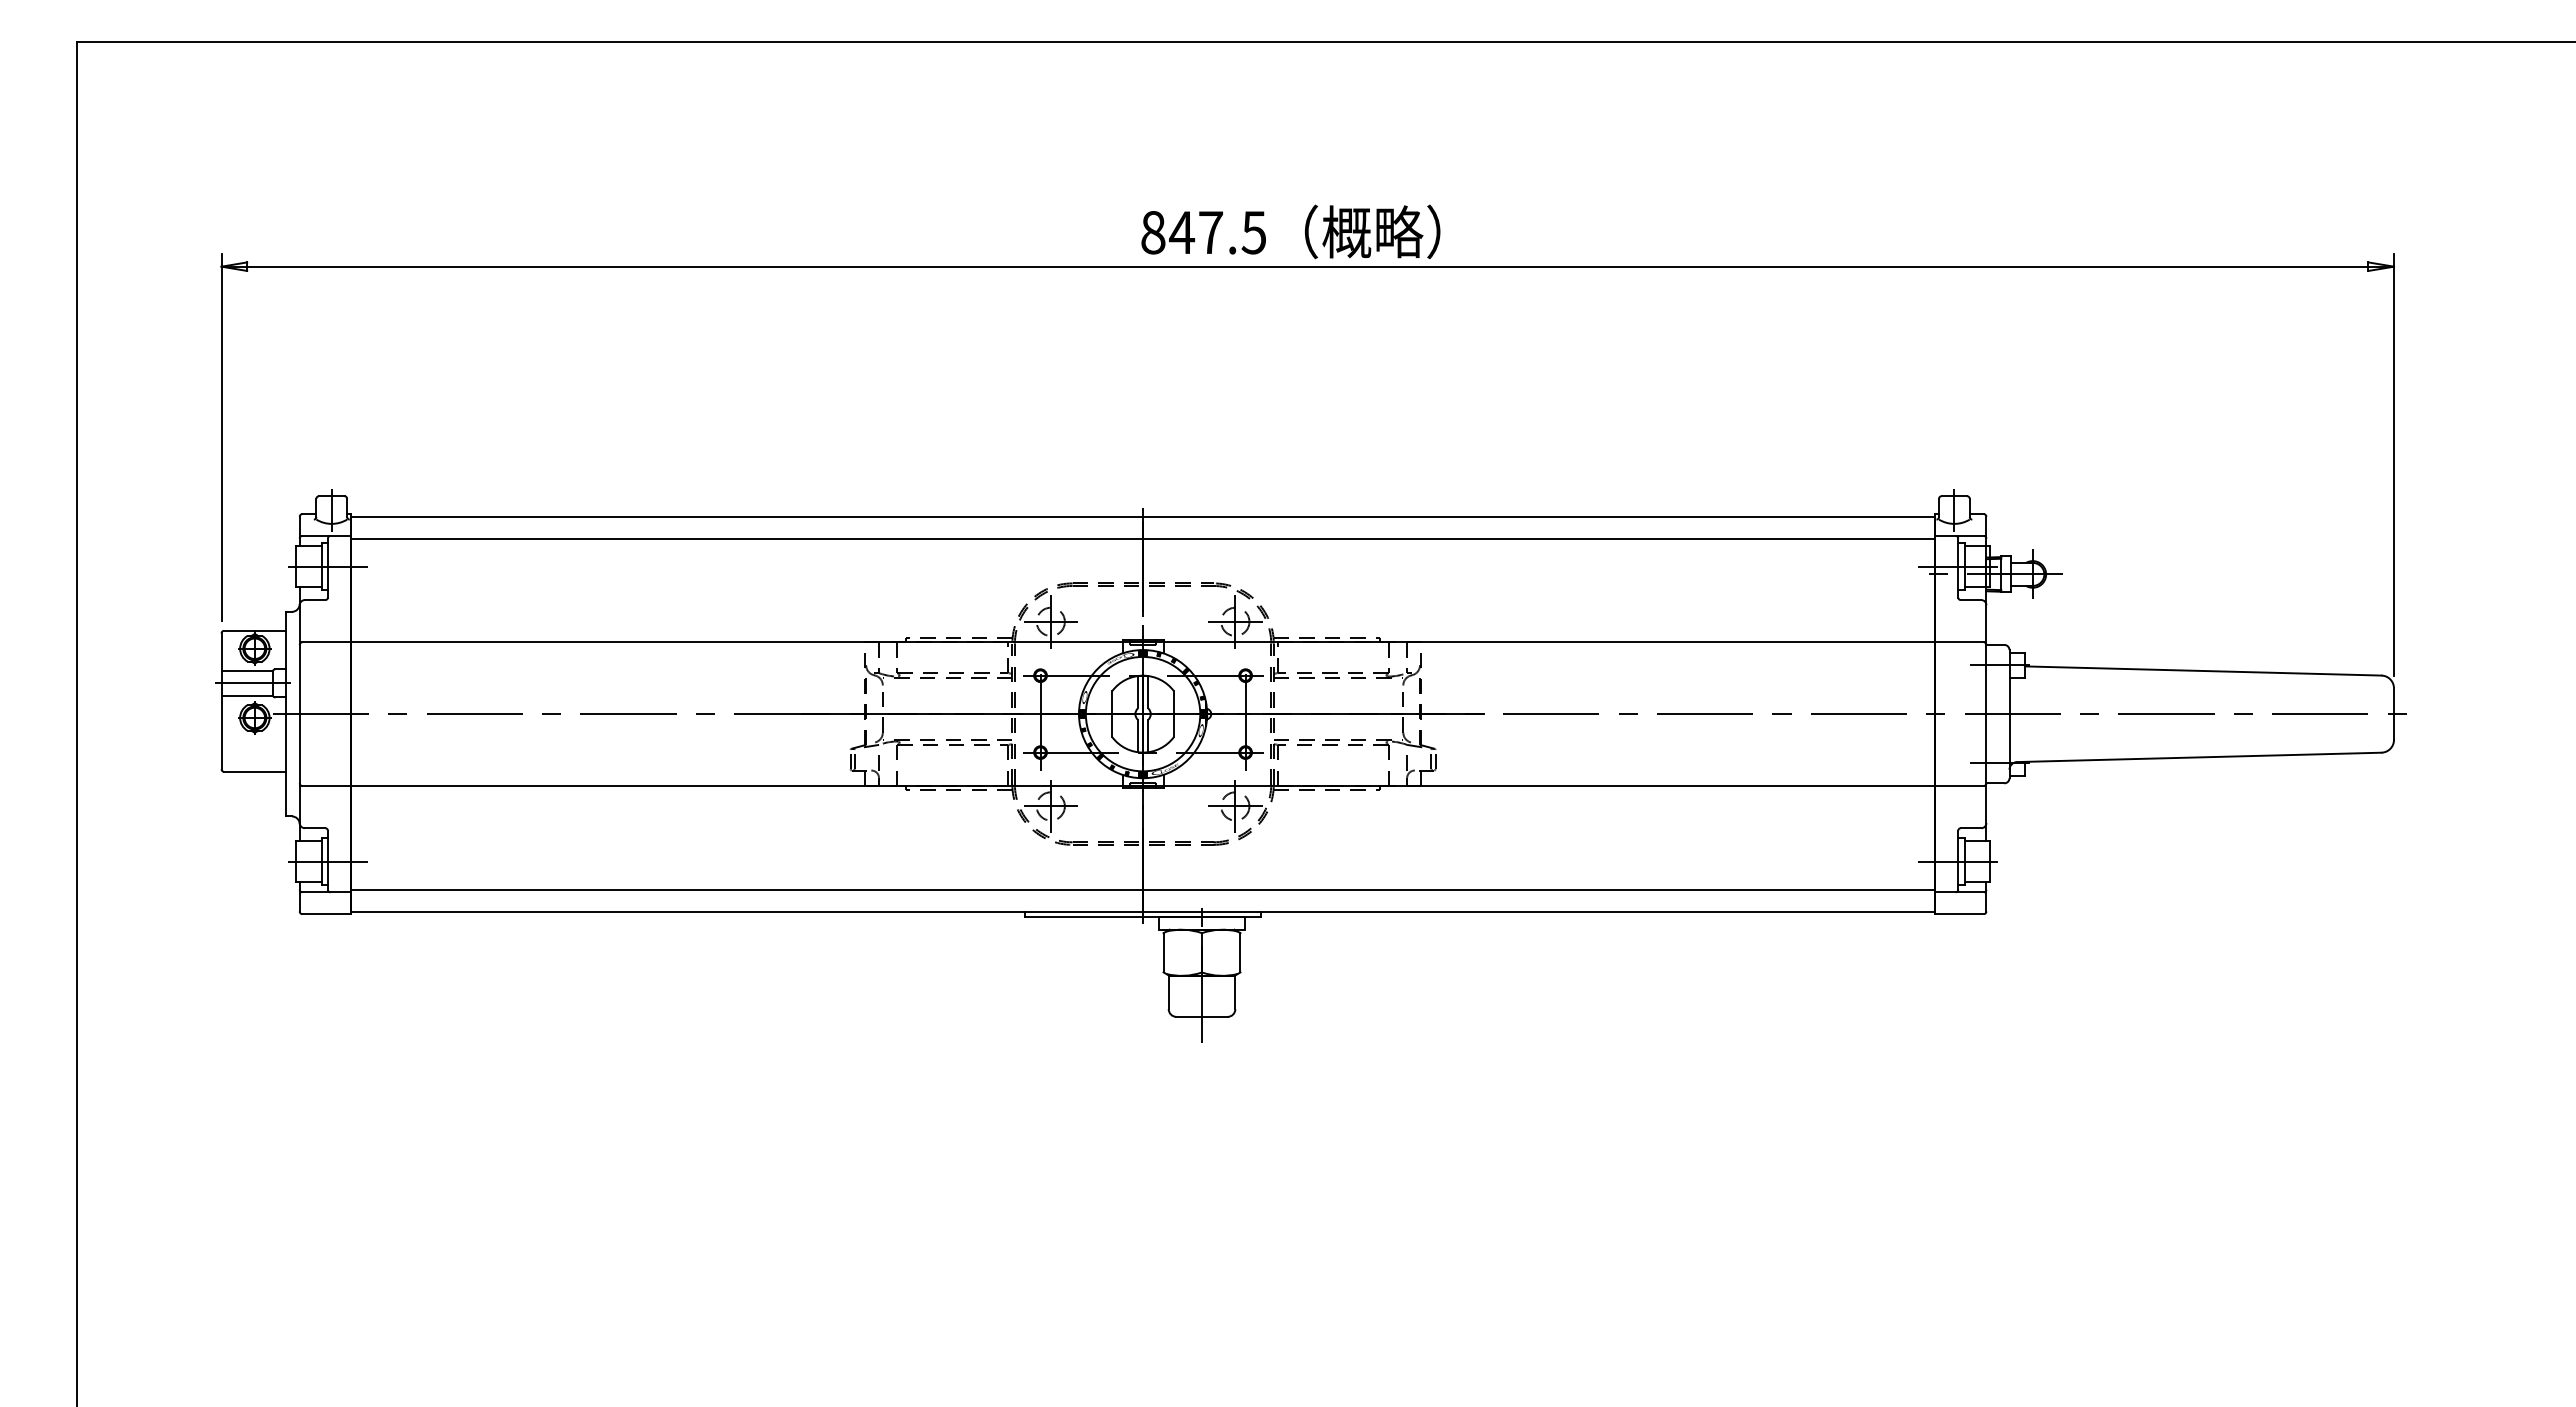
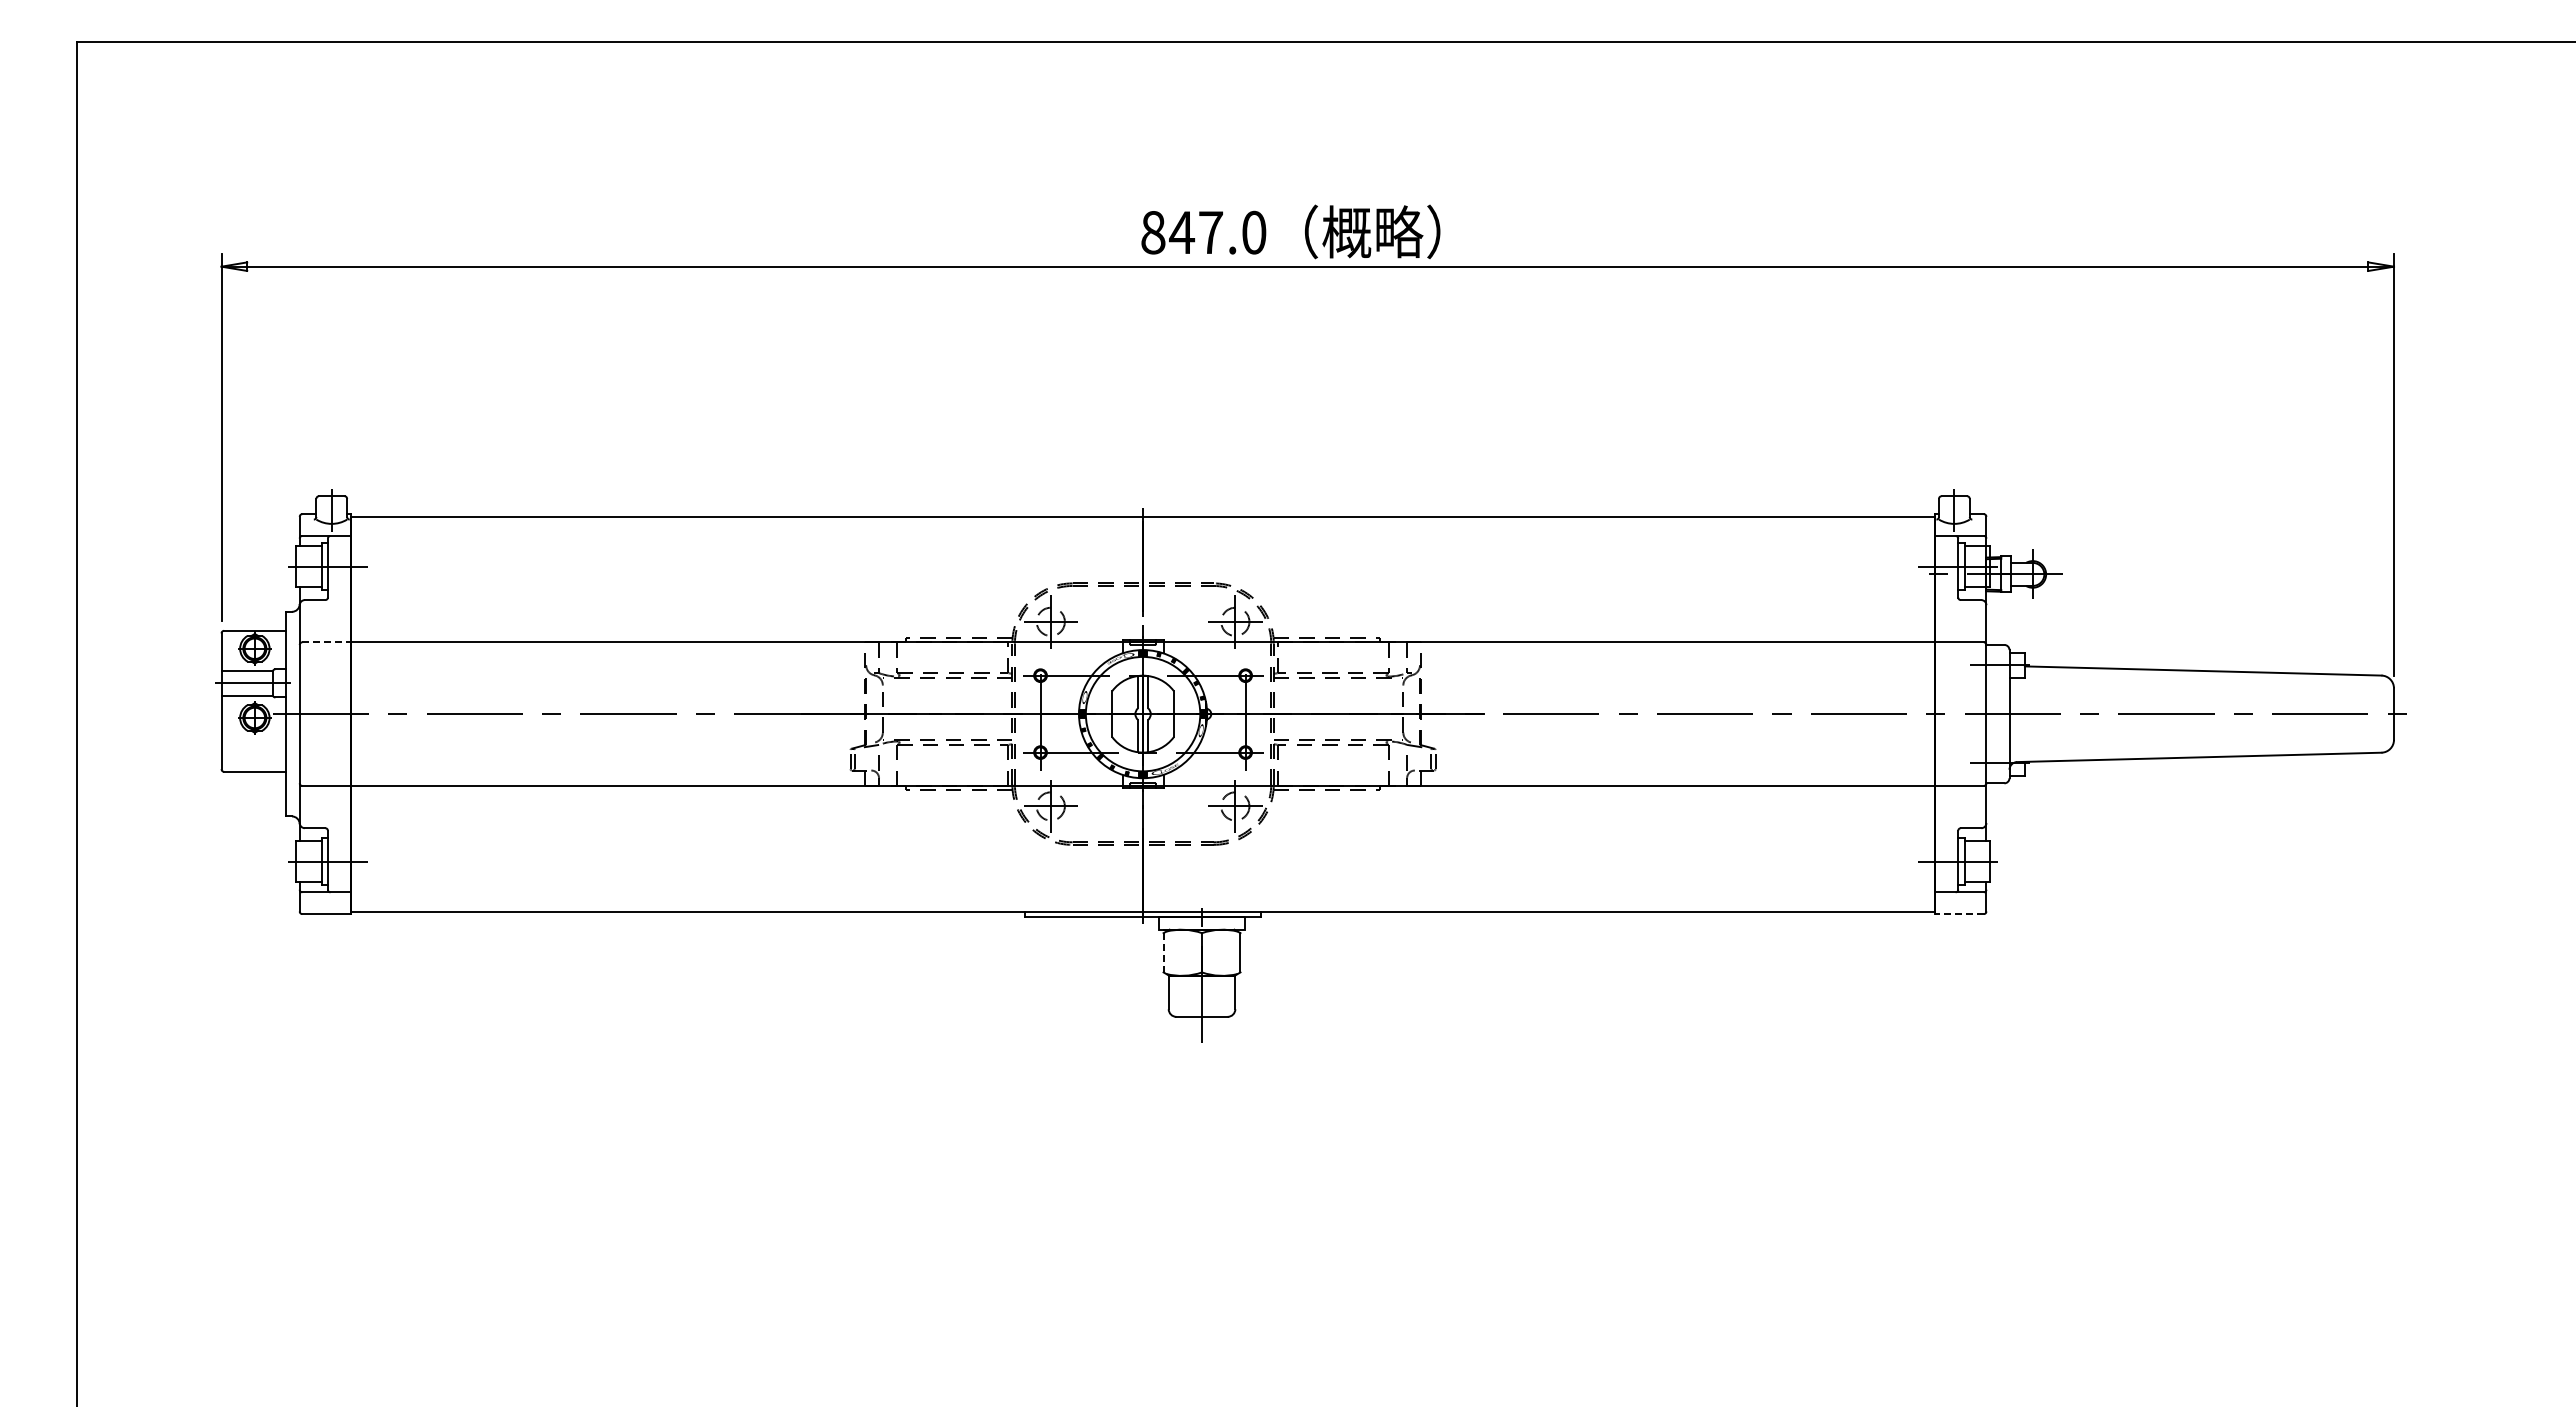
text: 847.5 -> 847.0 (1253, 232)
line: present -> none (1143, 538)
line: solid -> dashed (327, 642)
line: present -> none (1143, 889)
line: solid -> dashed (1959, 914)
line: solid -> dashed (1163, 952)
